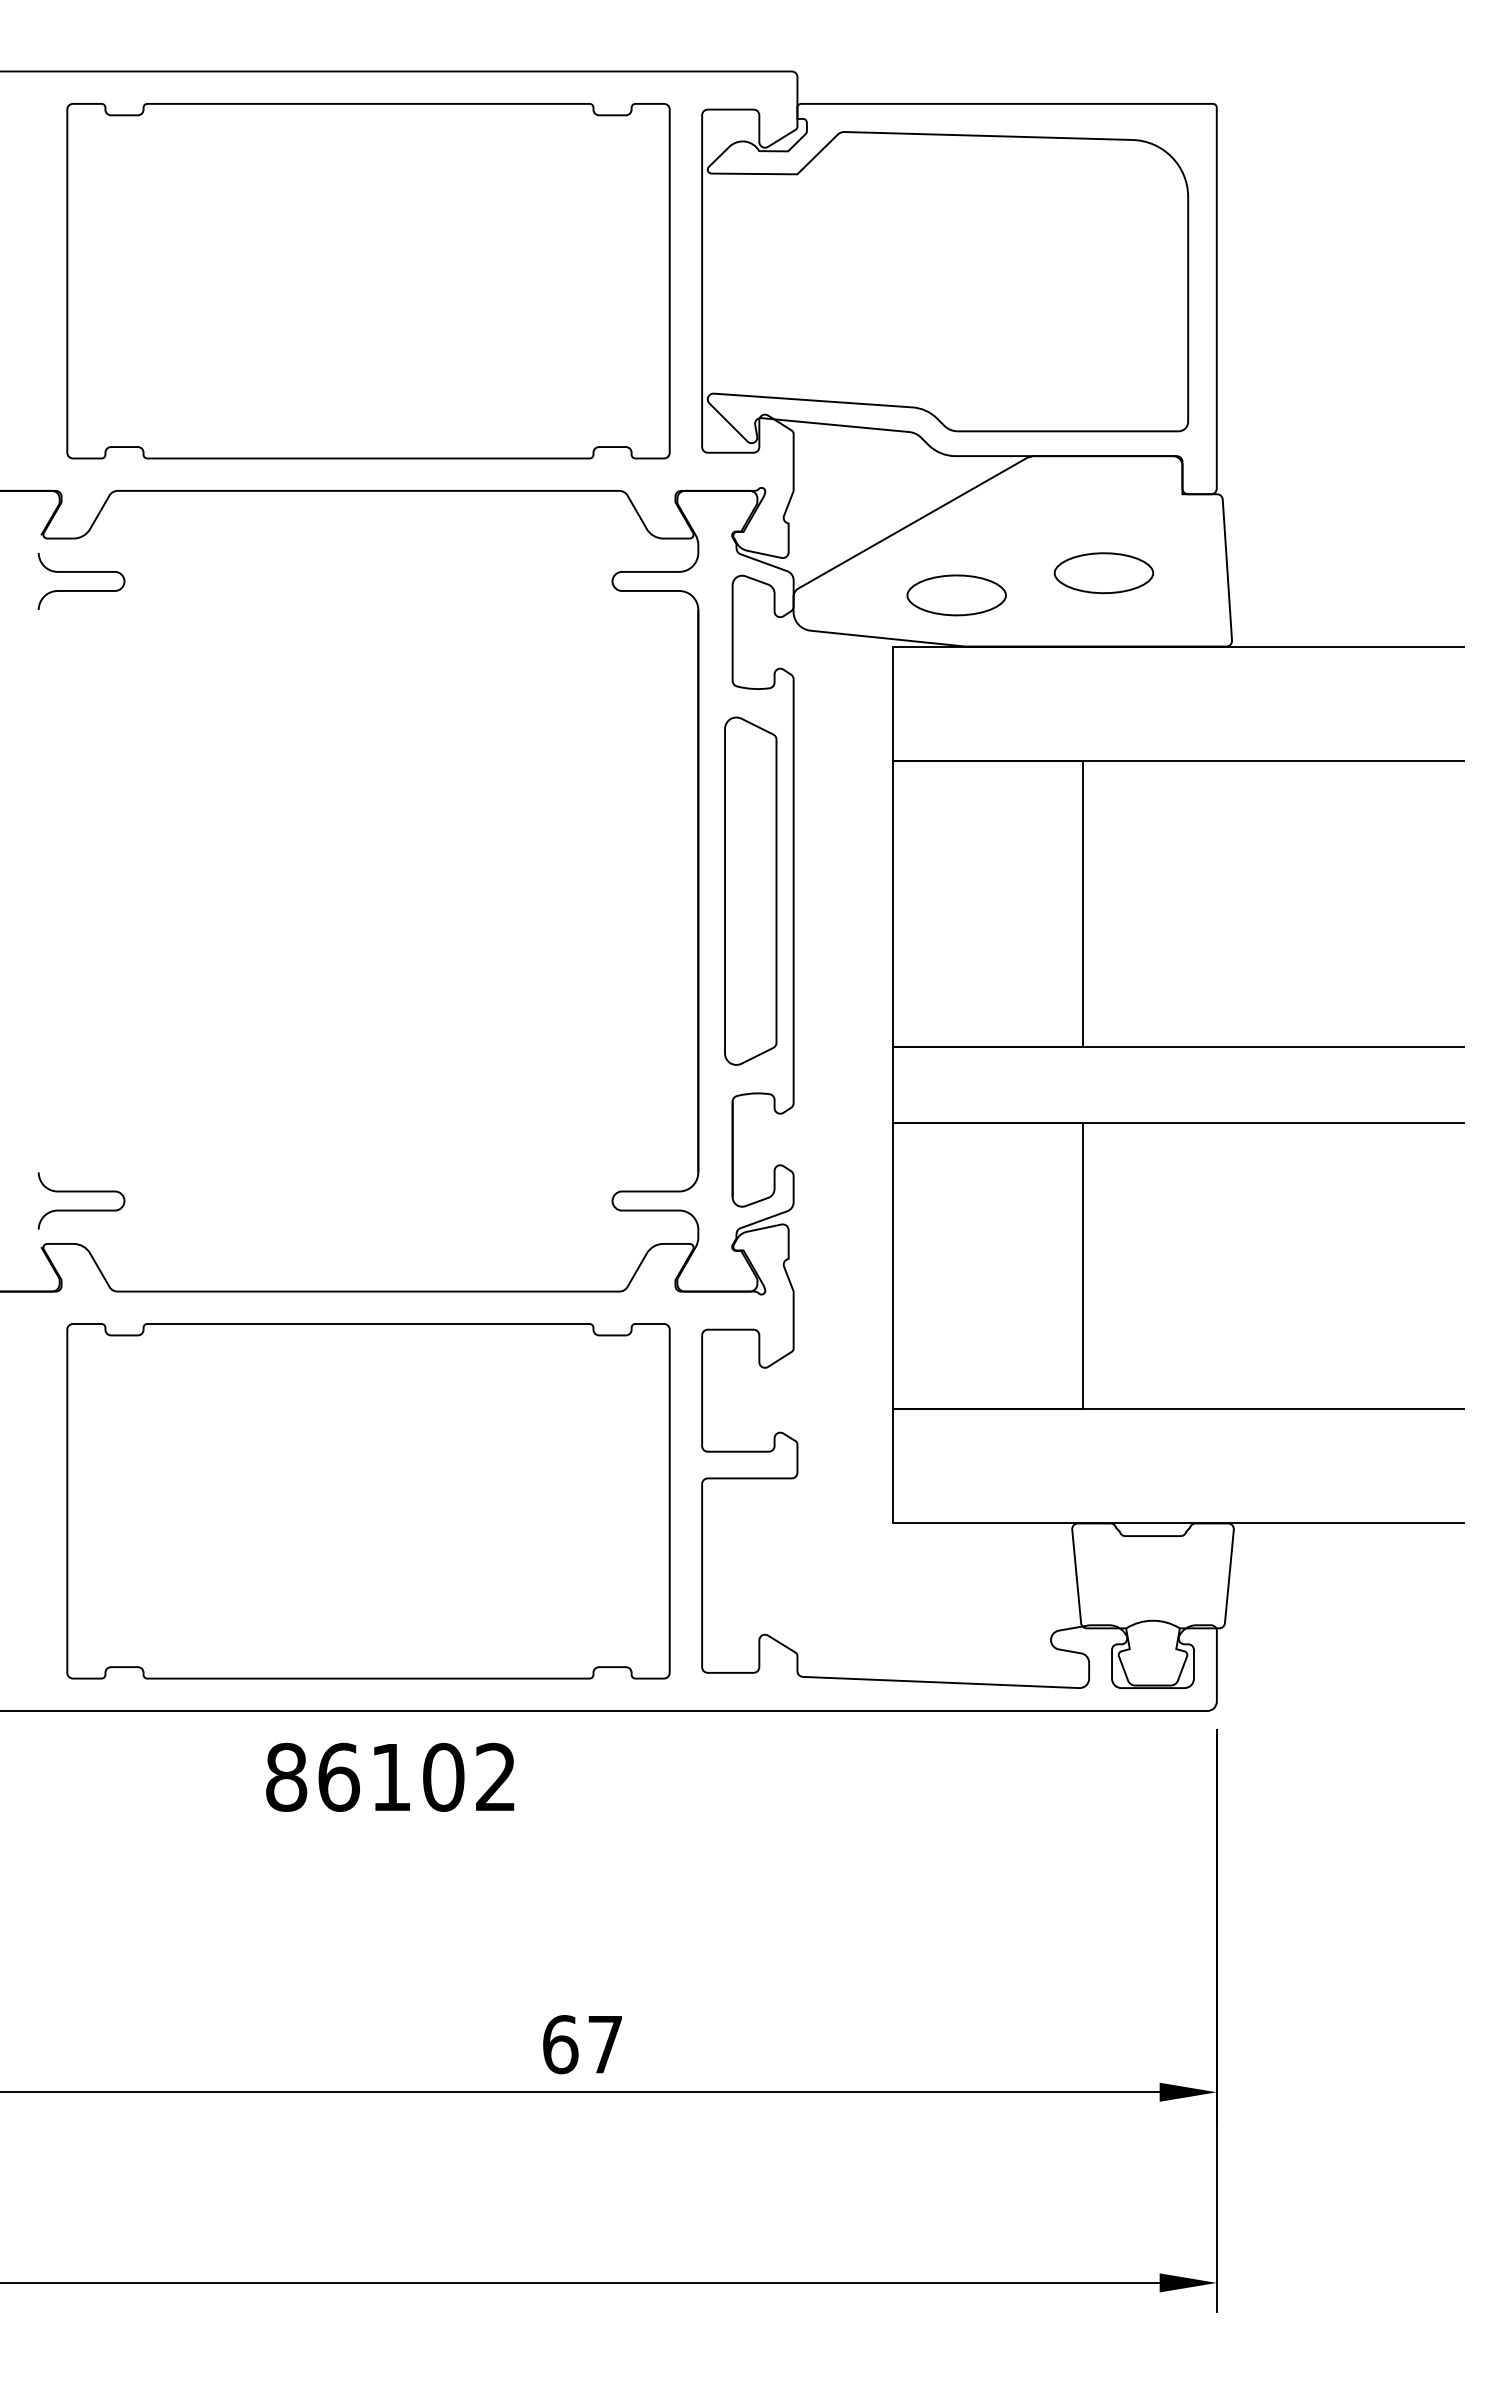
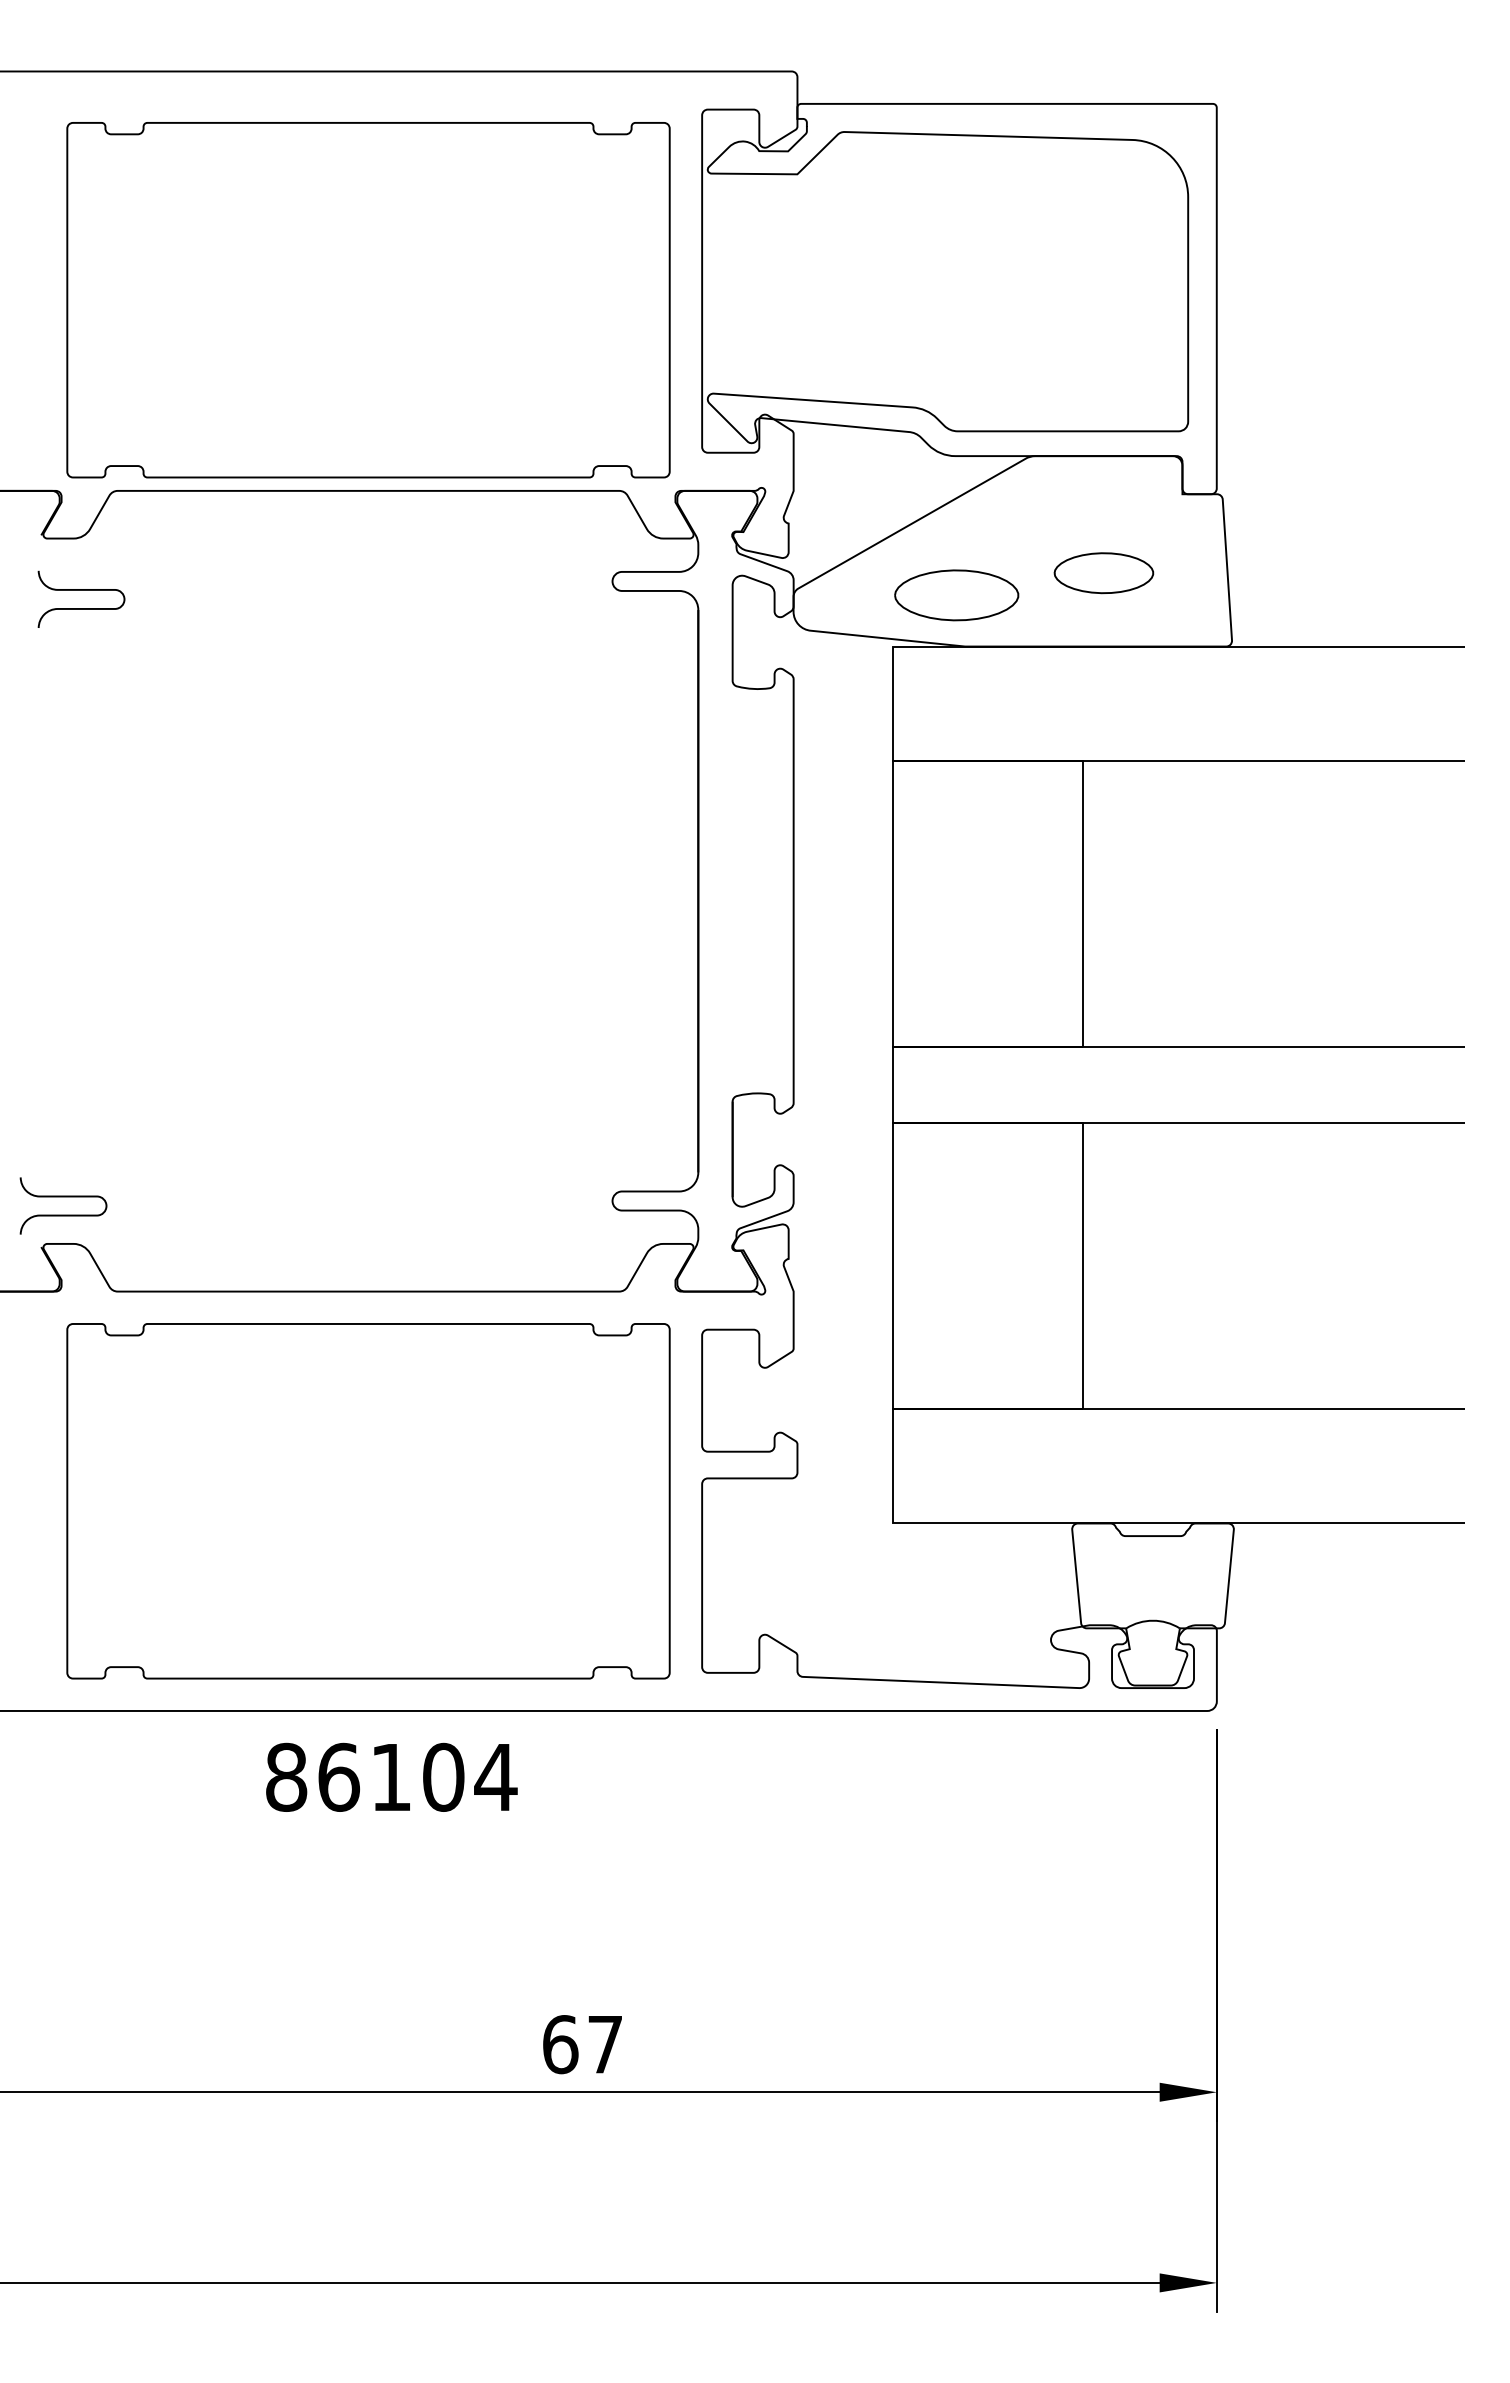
part position: (368, 281) -> (368, 300) (368, 300)
curve position: (81, 572) -> (81, 590) (81, 590)
part size: 101x43 px -> 126x53 px (956, 595)
part: present -> none (750, 890)
curve position: (81, 1192) -> (63, 1197) (63, 1197)
text: 86102 -> 86104 (495, 1776)
